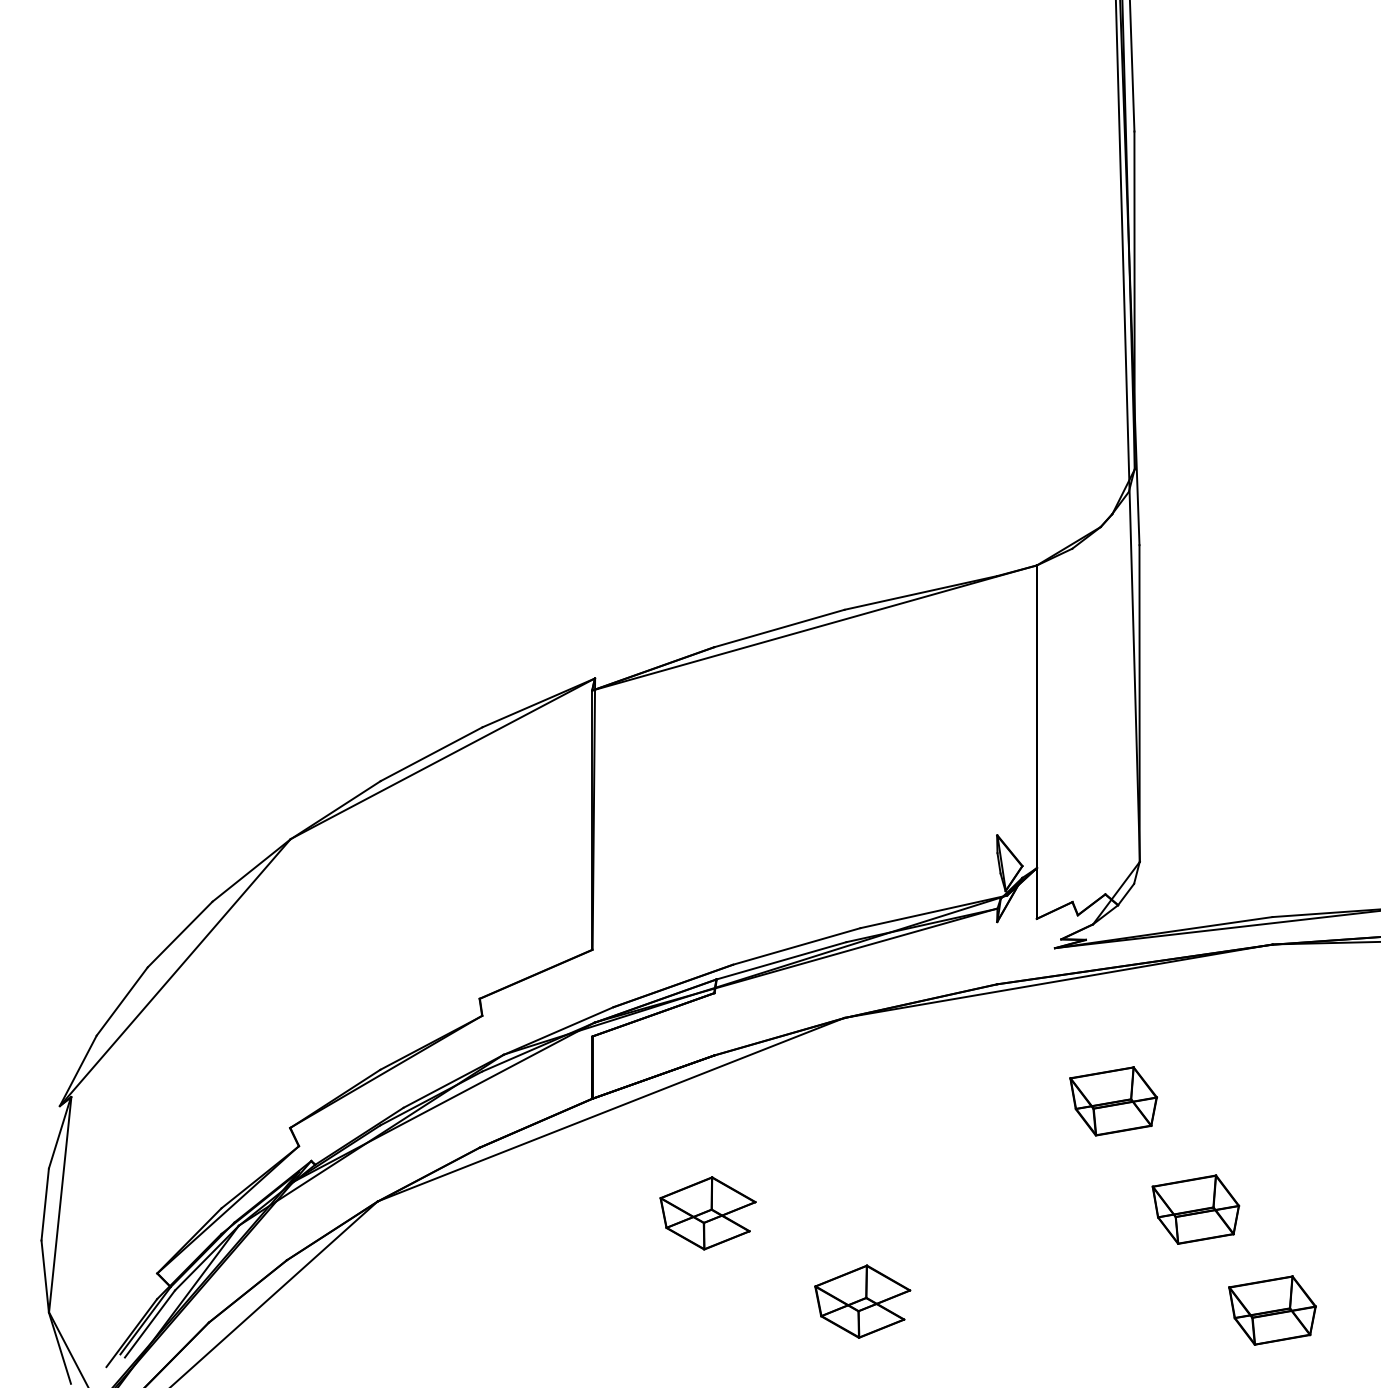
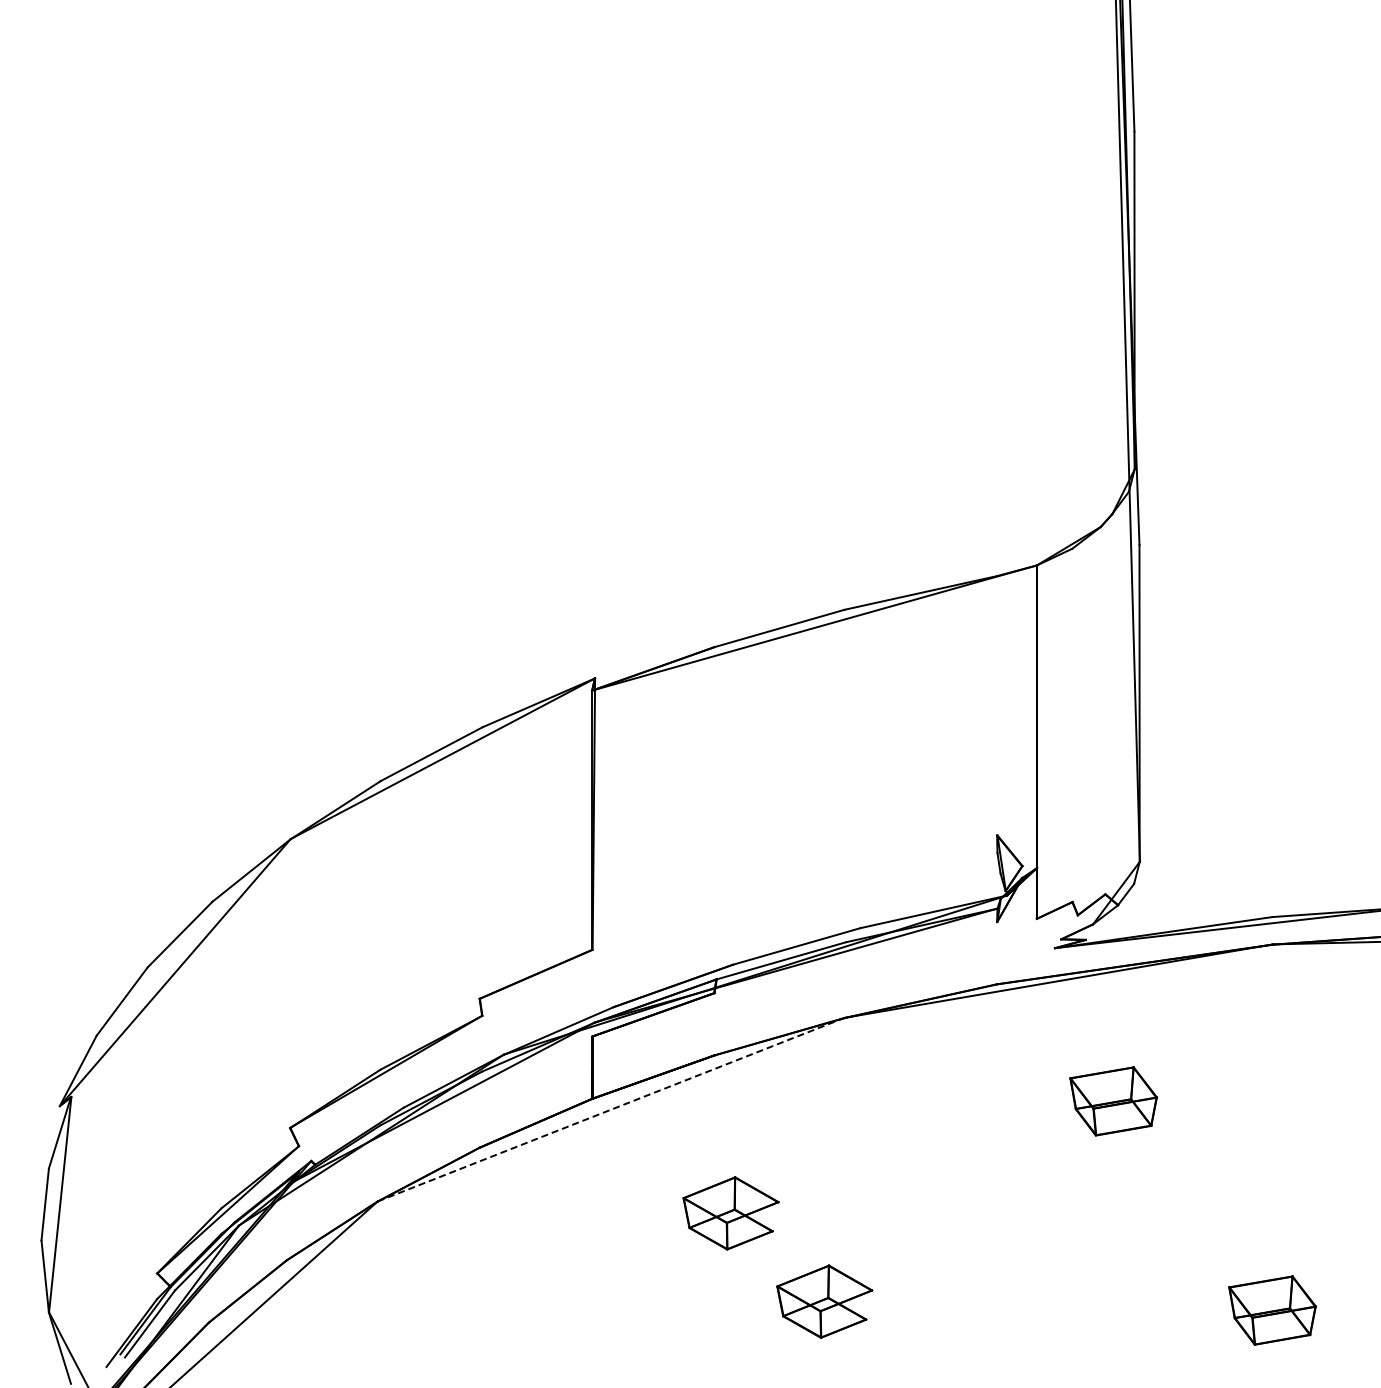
line: solid -> dashed (611, 1109)
part: present -> none (1195, 1209)
part position: (707, 1213) -> (730, 1213) (730, 1213)
part position: (862, 1301) -> (824, 1301) (824, 1301)
